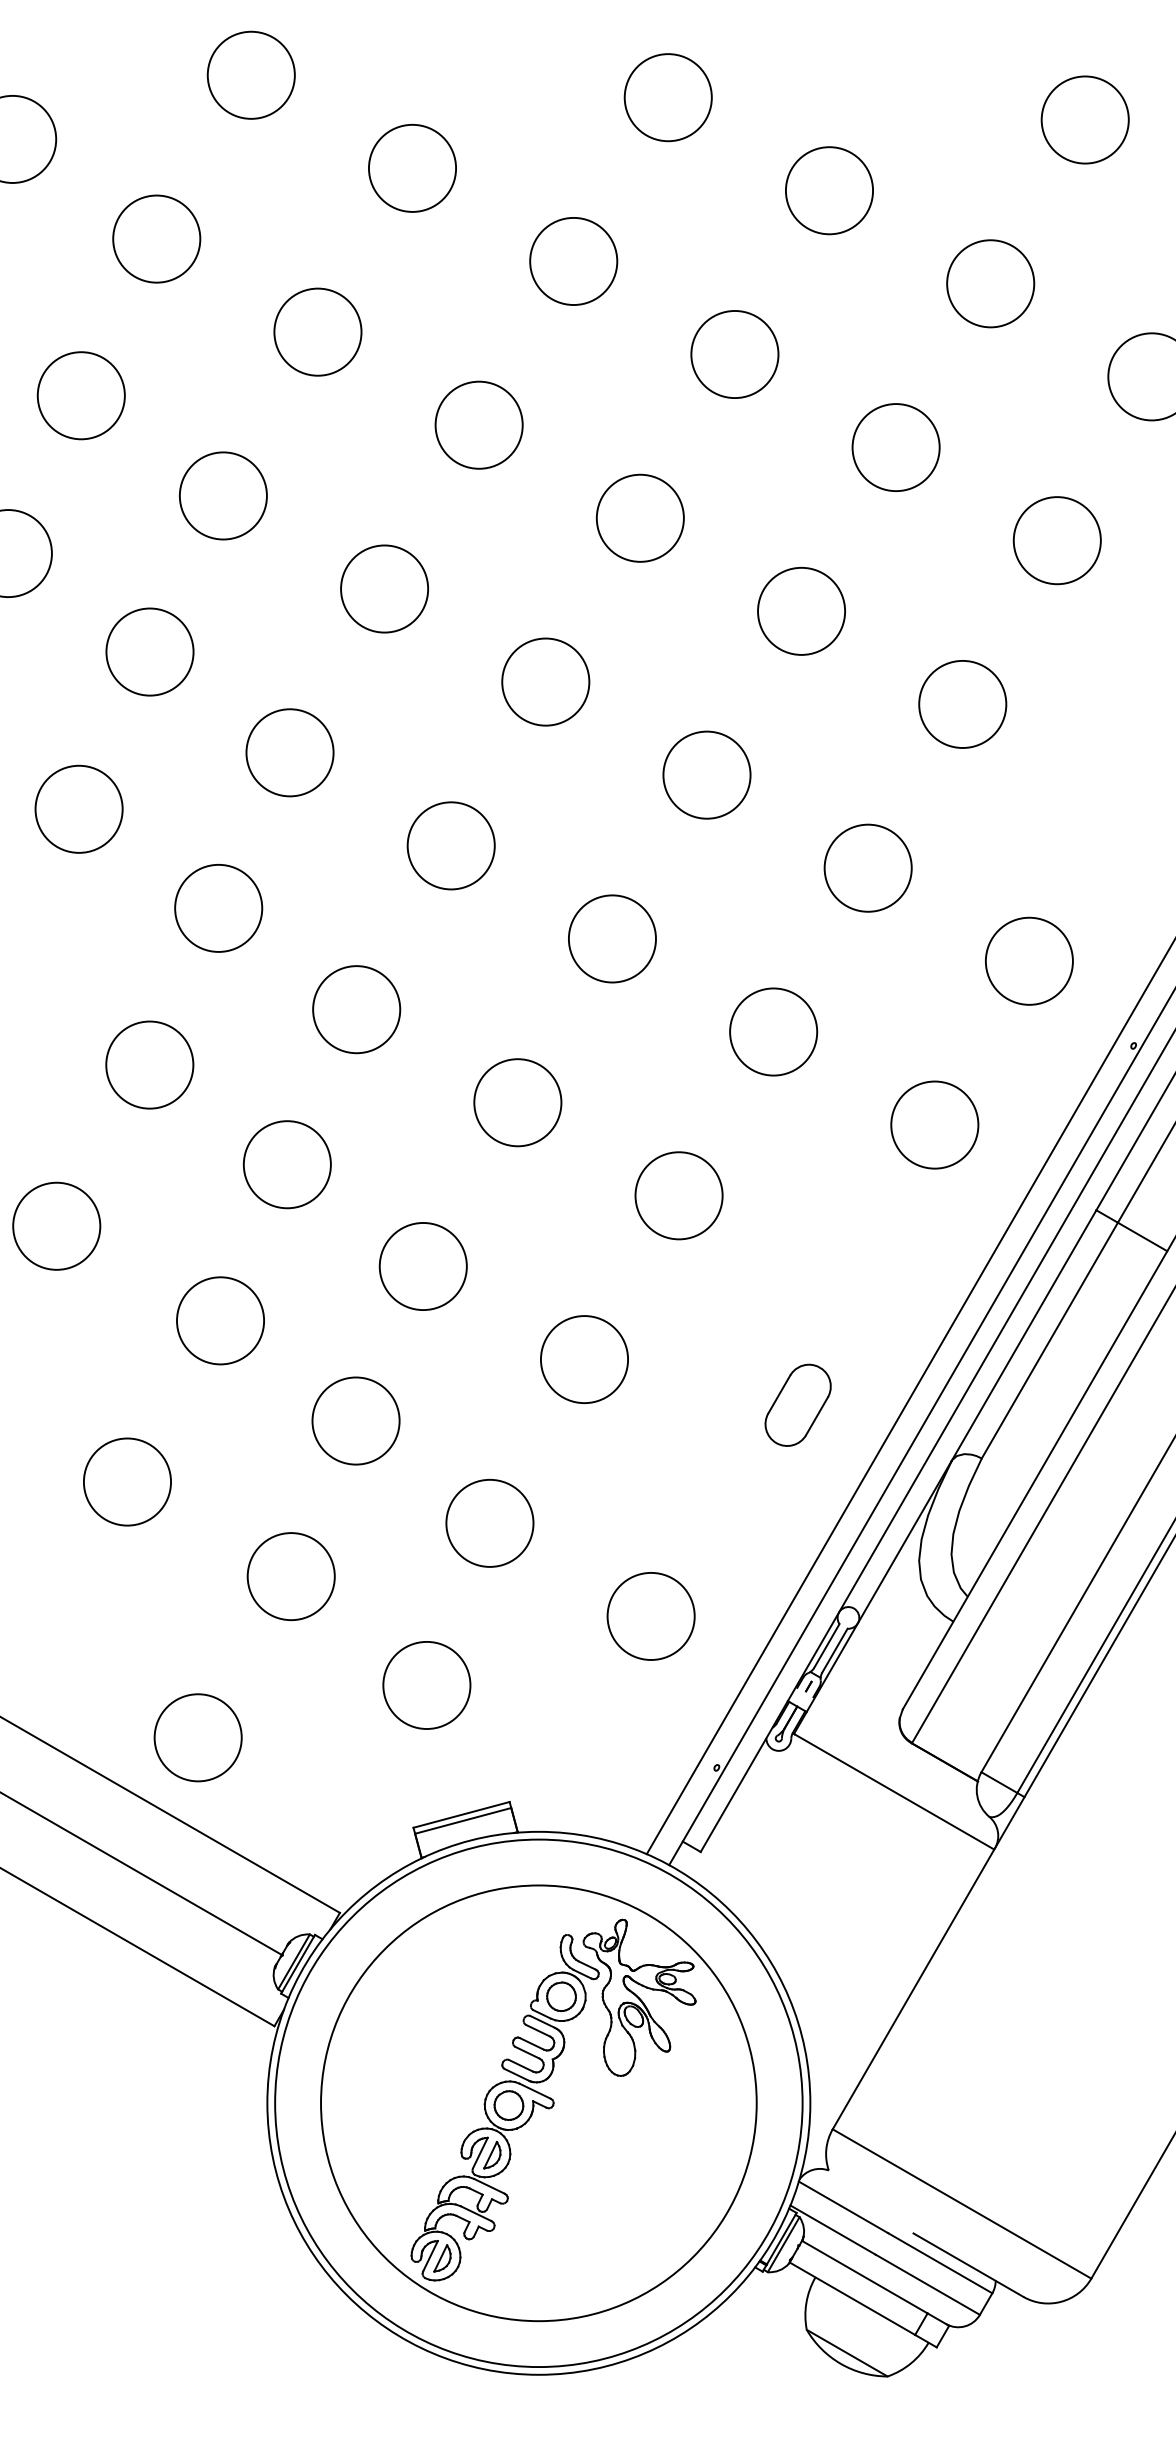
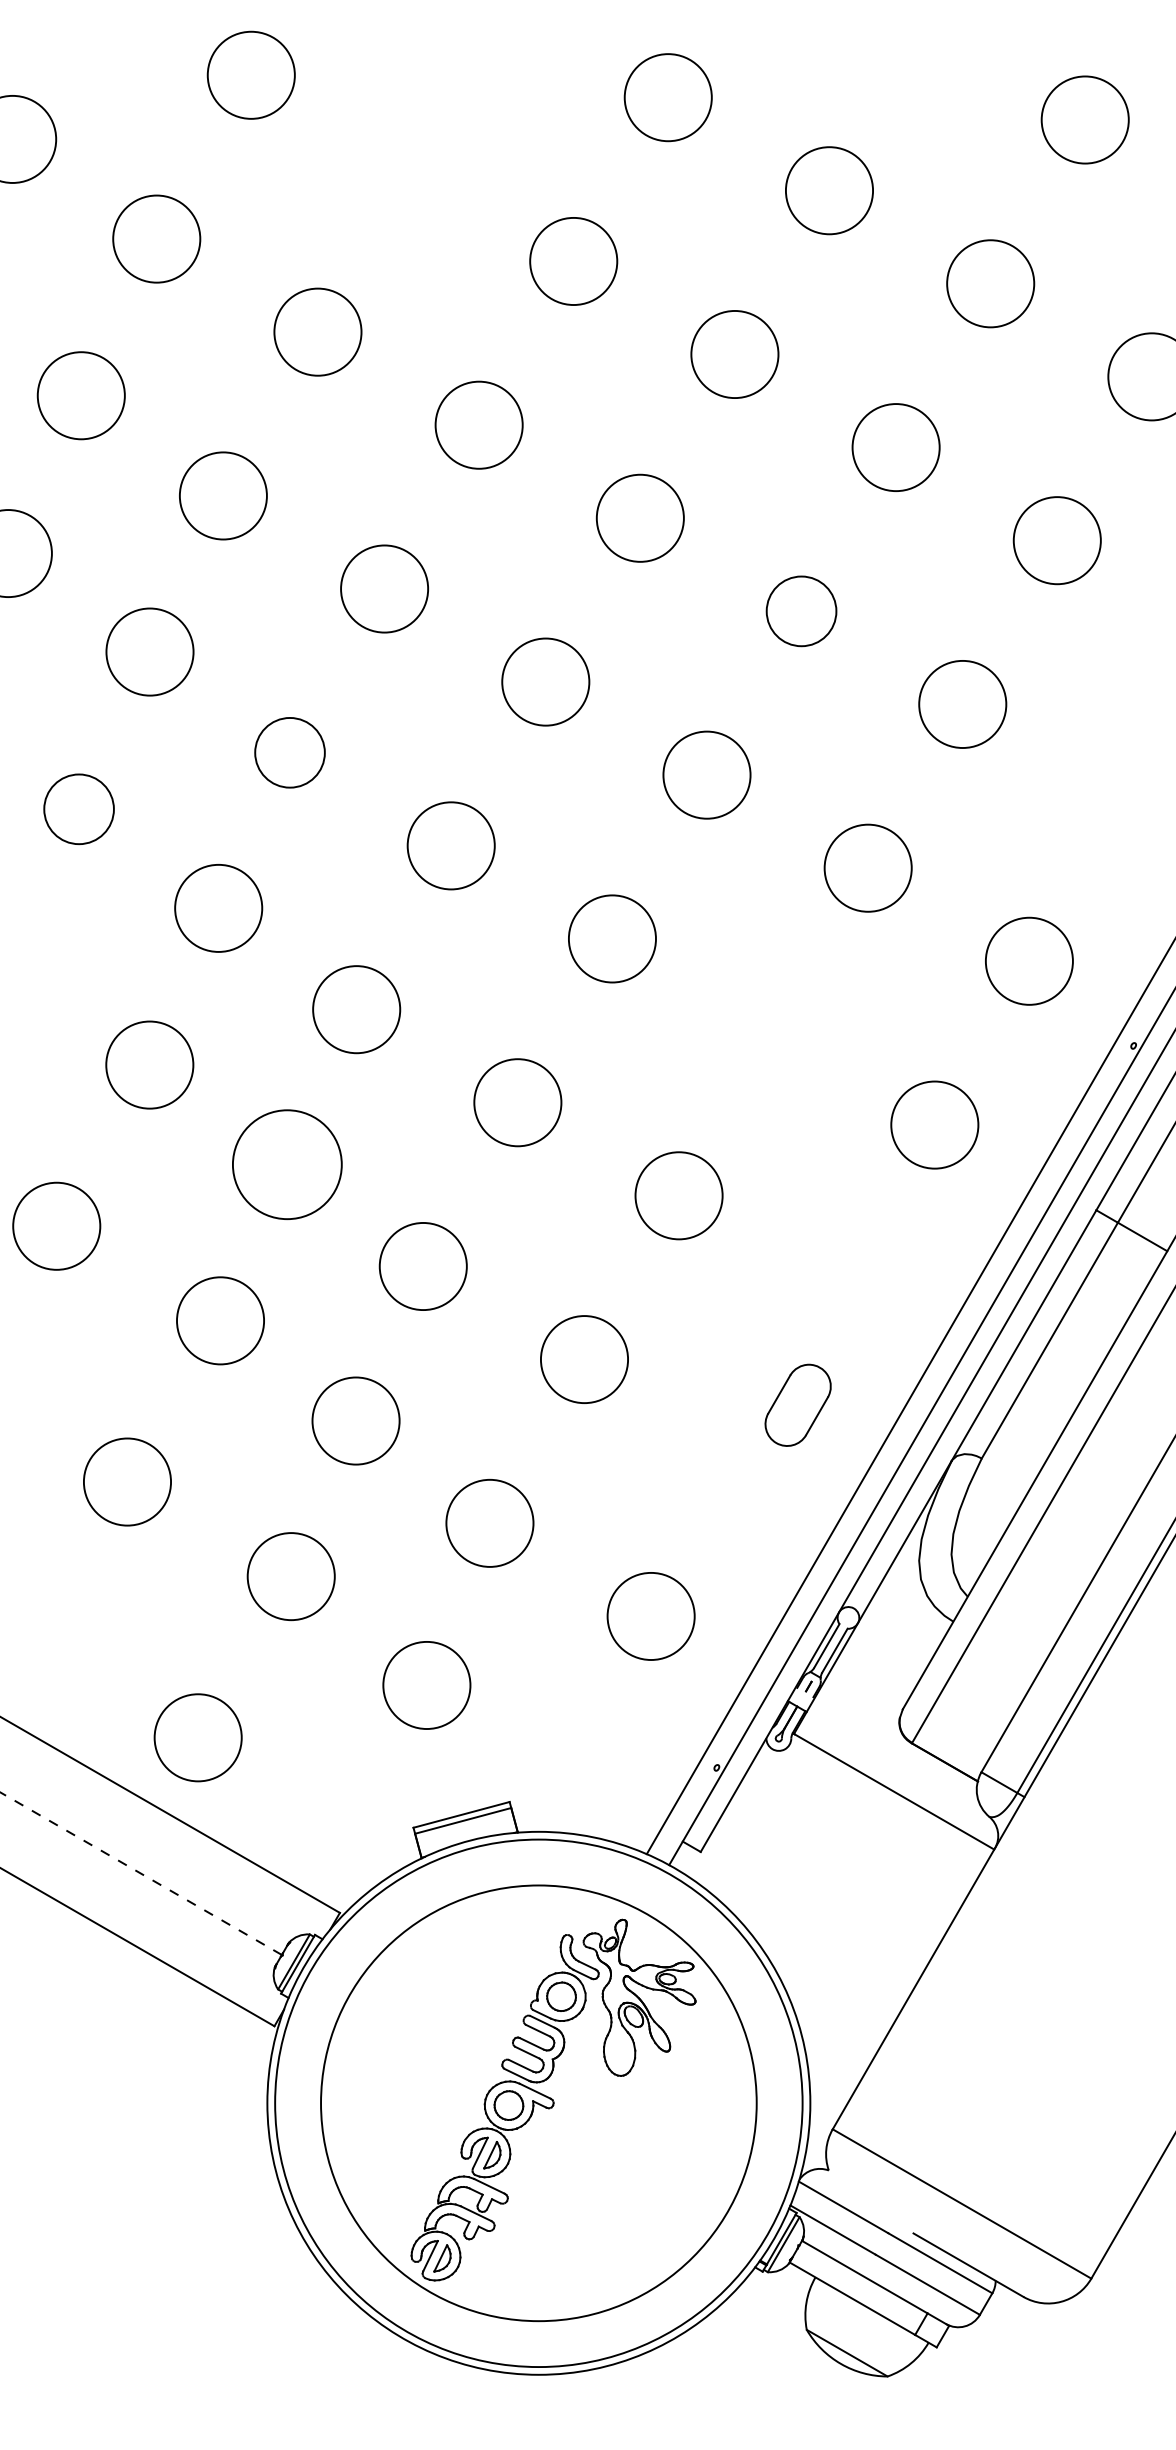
circle: present -> none (412, 168)
circle diameter: 87 px -> 70 px (801, 611)
circle diameter: 87 px -> 70 px (289, 752)
circle diameter: 87 px -> 70 px (78, 809)
circle: present -> none (773, 1031)
circle diameter: 87 px -> 109 px (286, 1164)
line: solid -> dashed (141, 1873)
